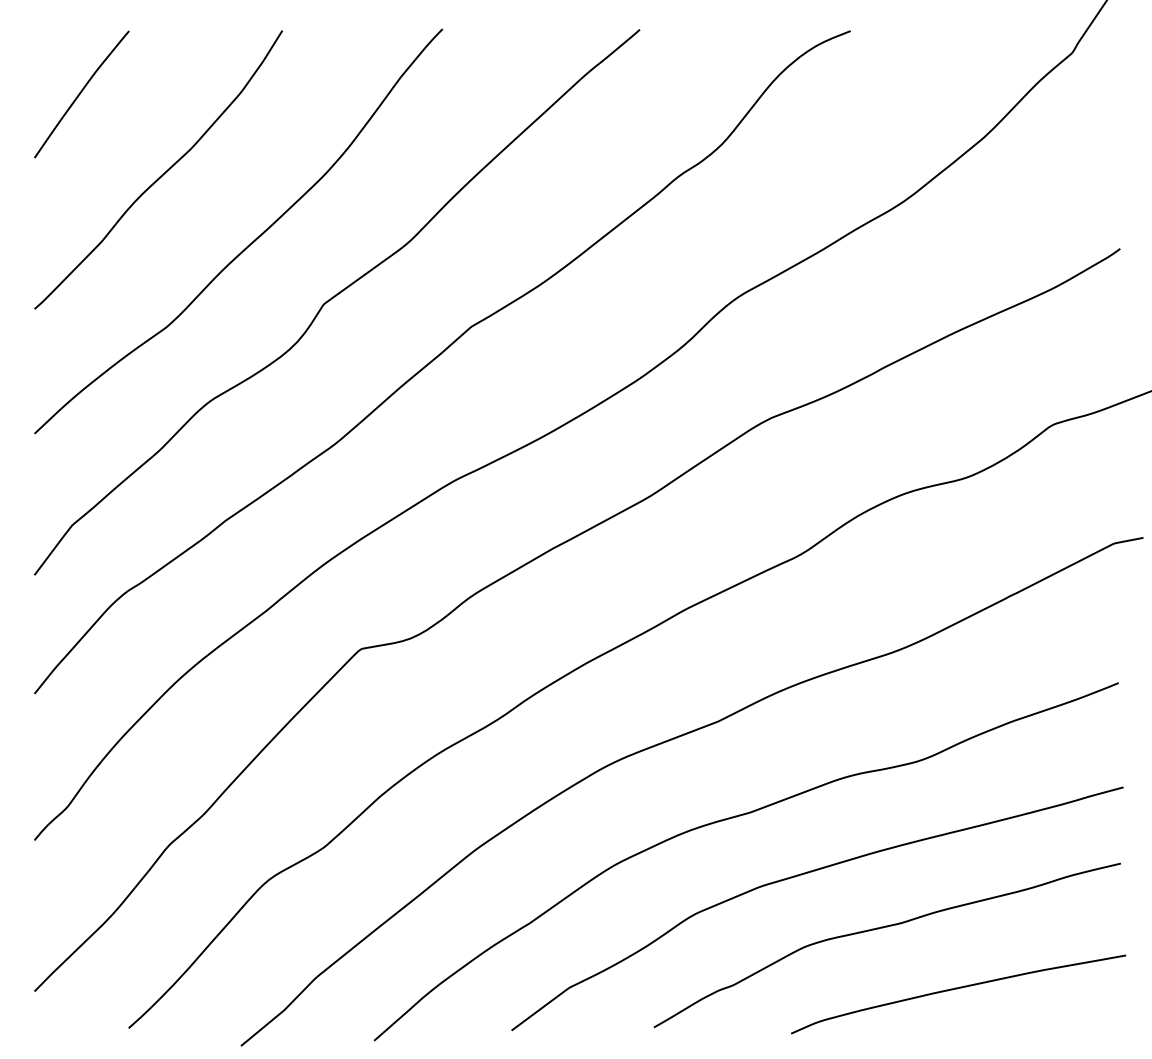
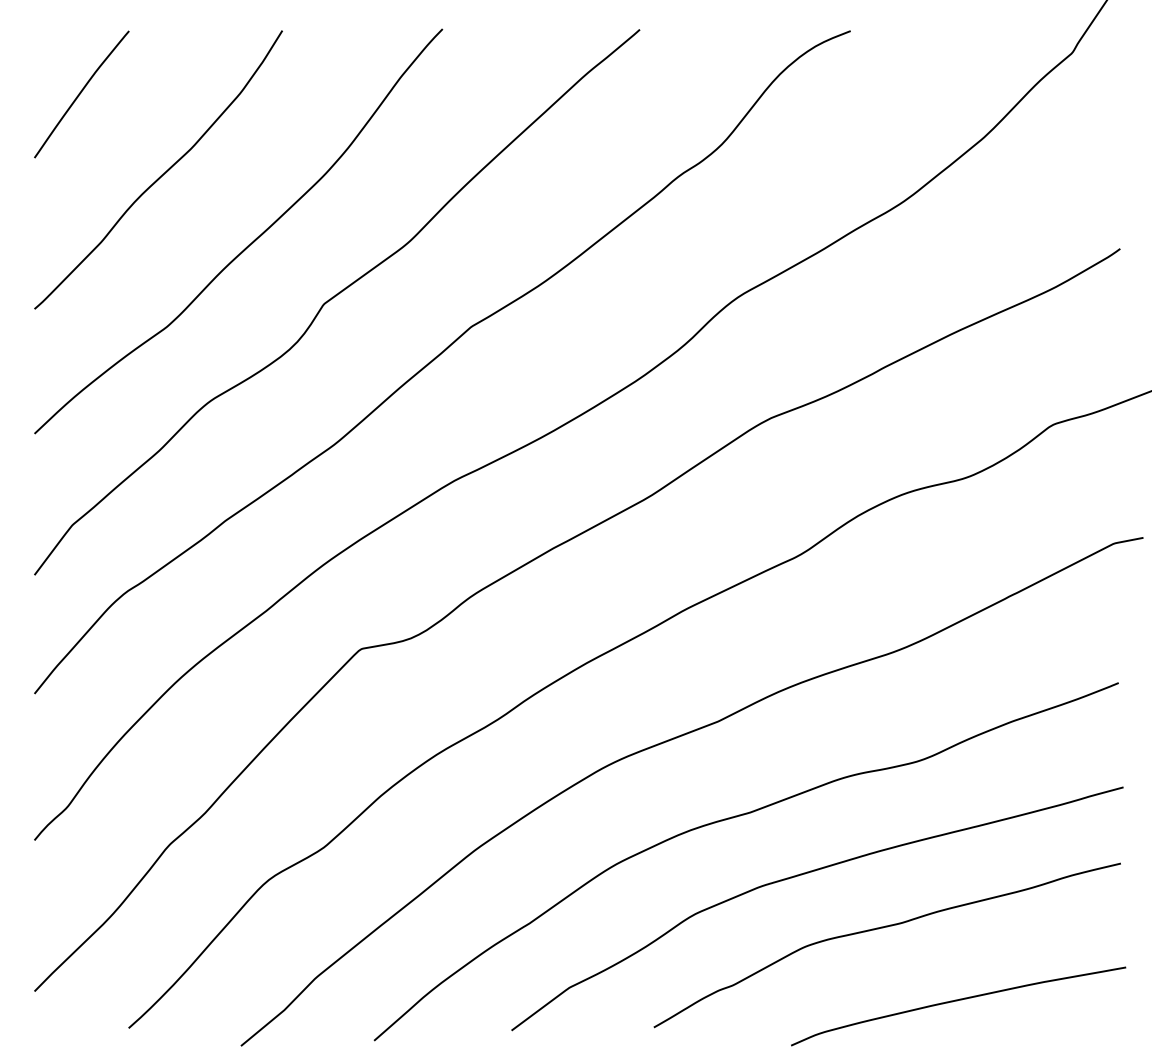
curve position: (957, 989) -> (957, 1001) (957, 1001)
